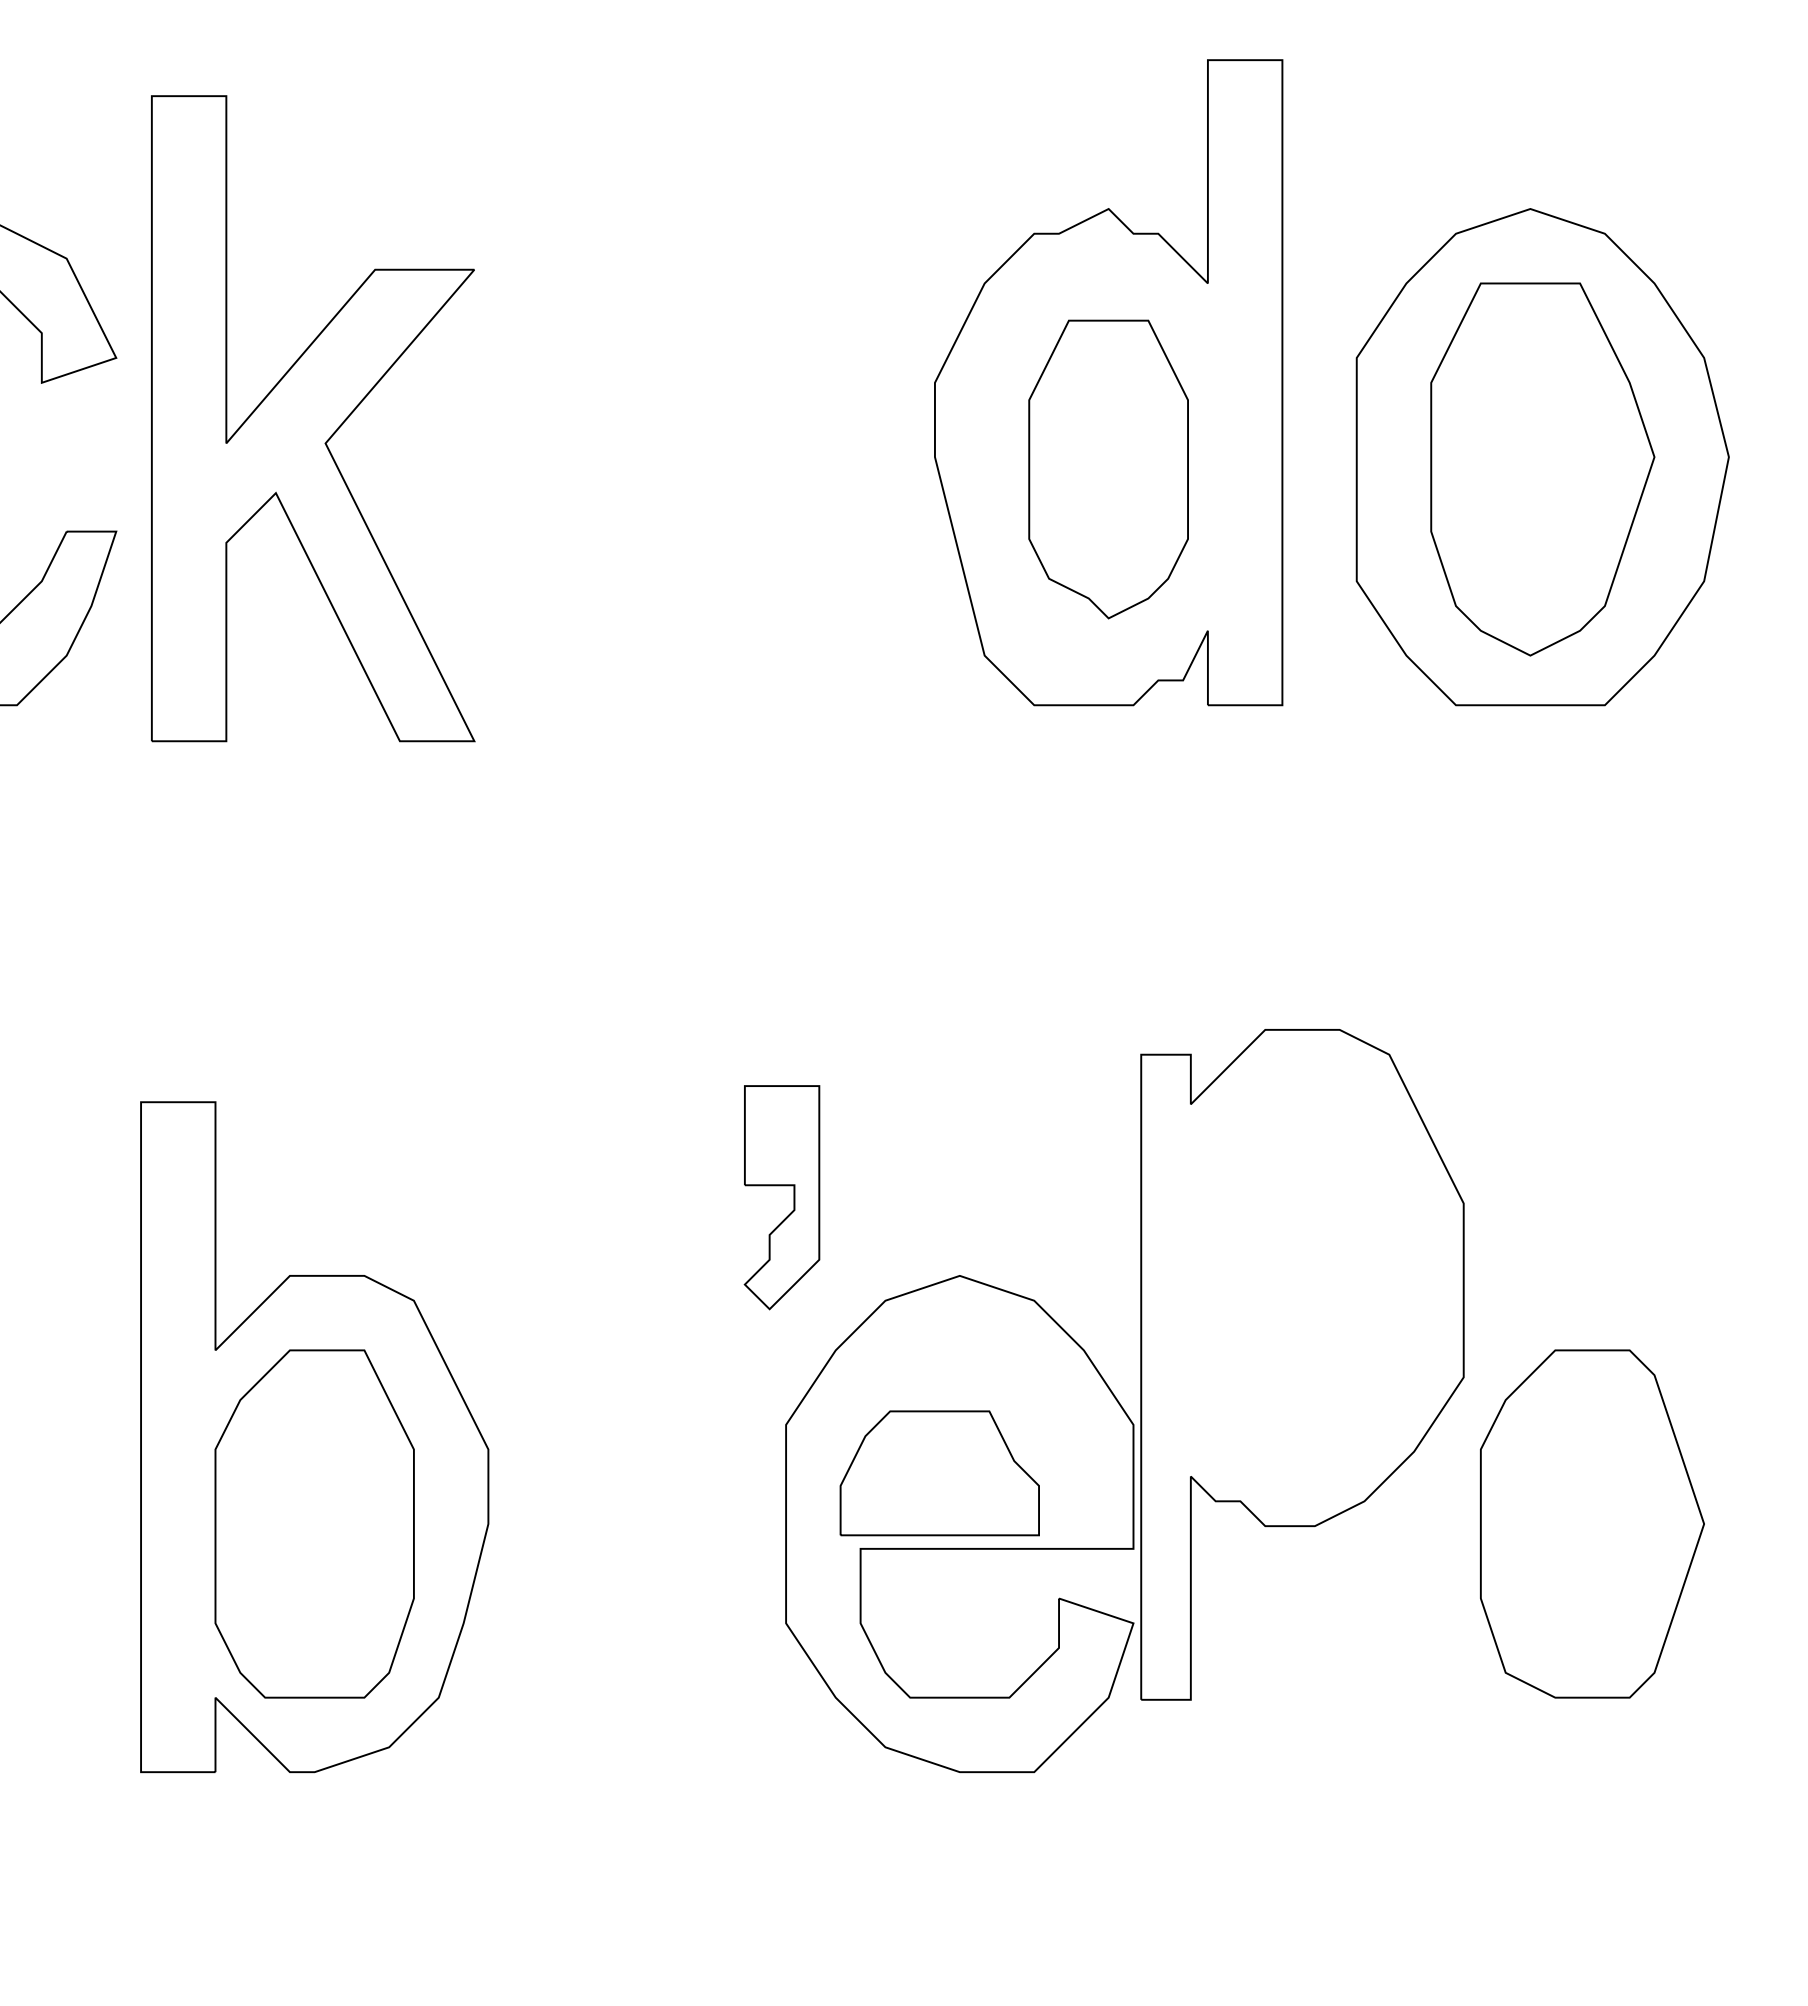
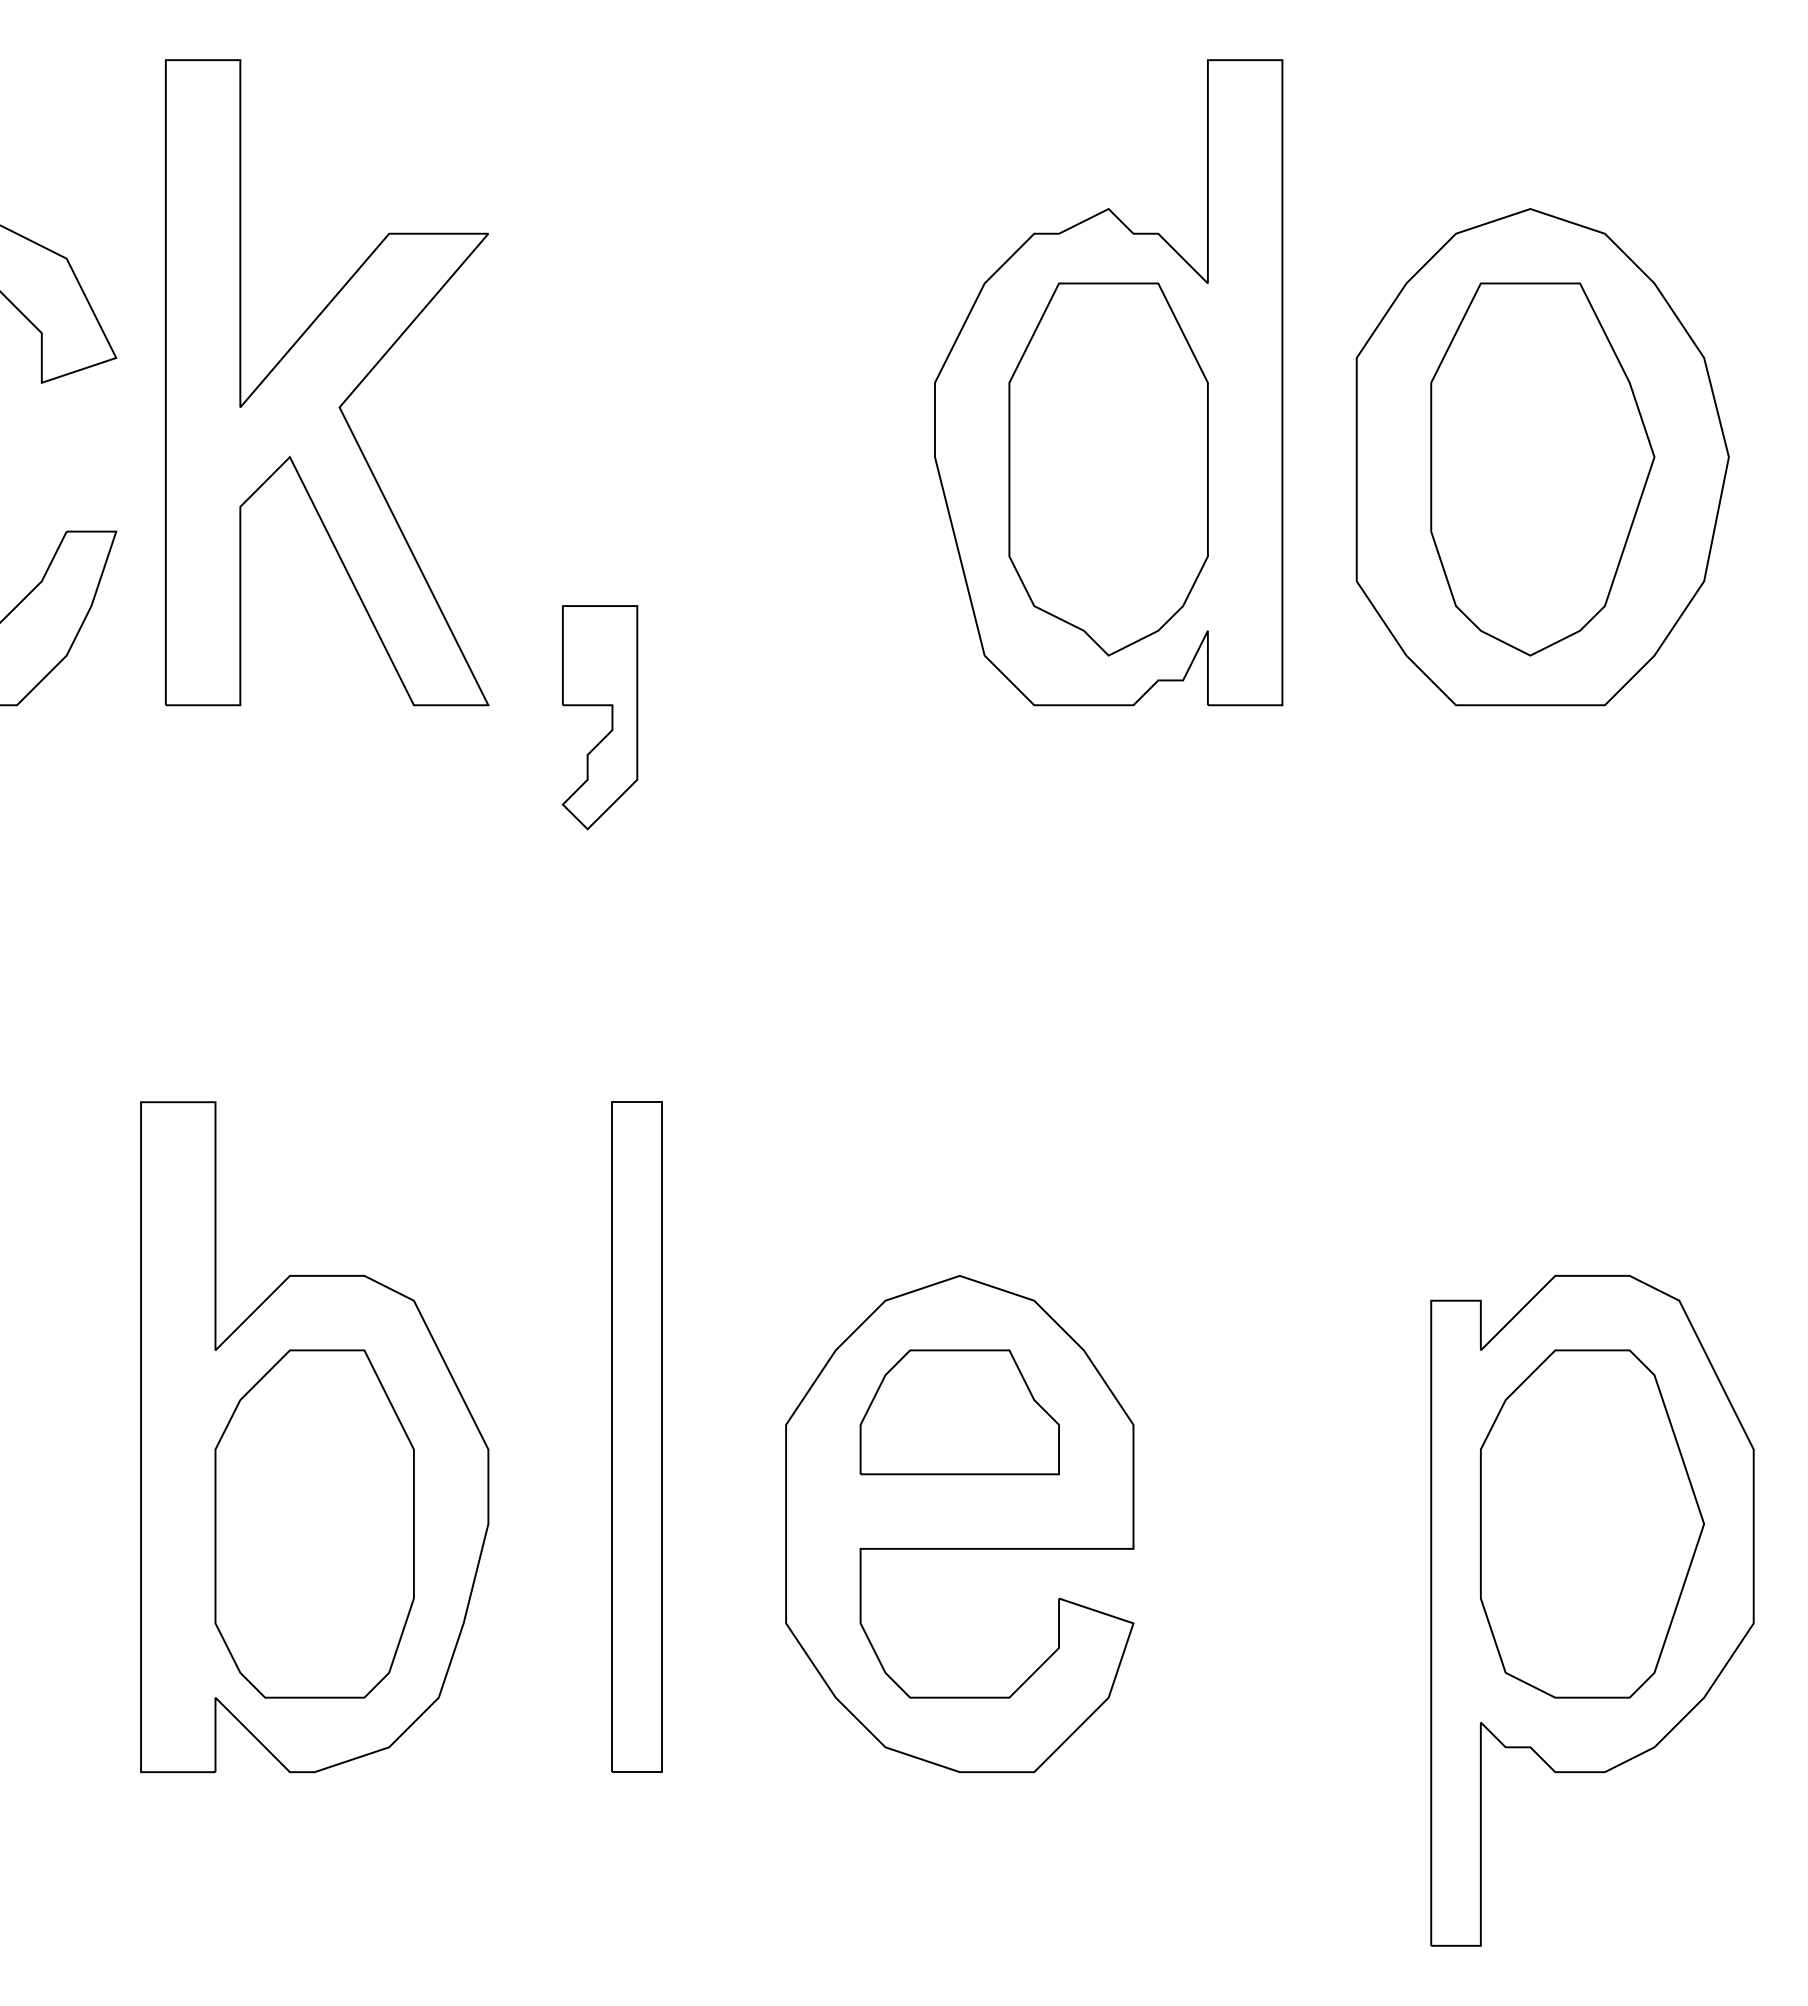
part position: (313, 418) -> (327, 382) (327, 382)
part size: 161x301 px -> 201x375 px (1108, 469)
part position: (781, 1186) -> (599, 706) (599, 706)
part position: (1302, 1364) -> (1592, 1610) (1592, 1610)
part: none -> present (636, 1436)
part position: (939, 1473) -> (959, 1412) (959, 1412)
